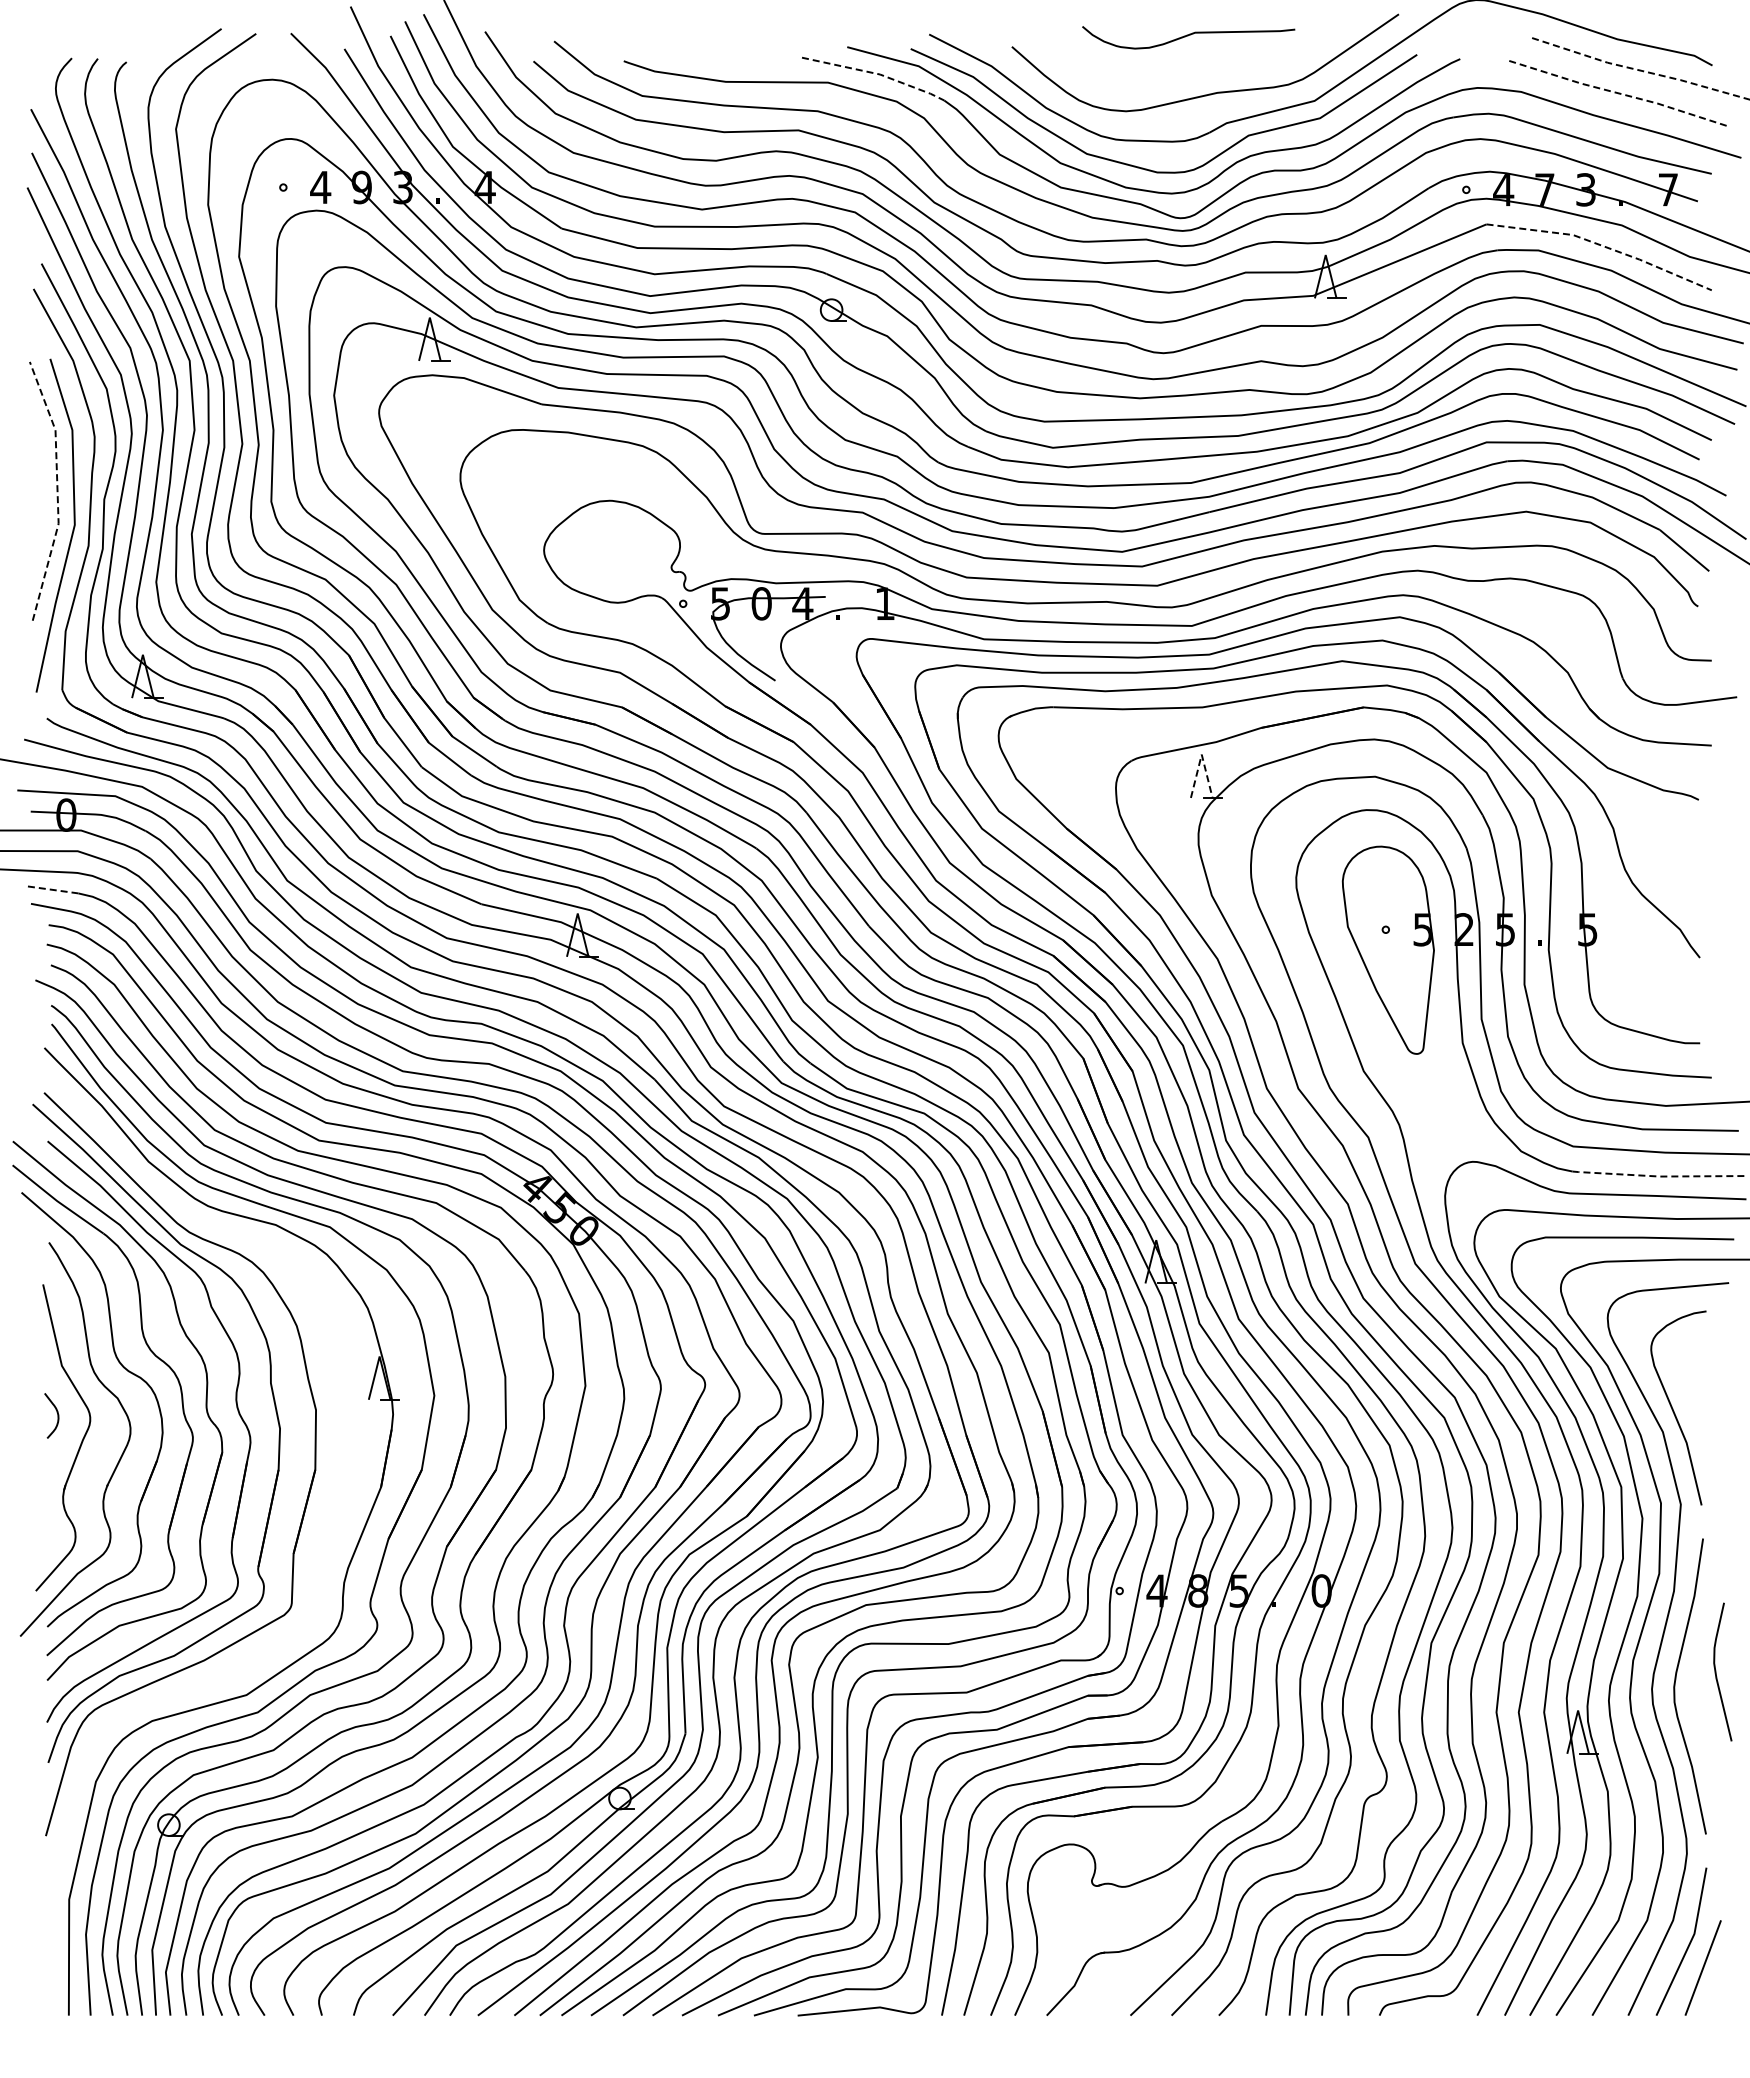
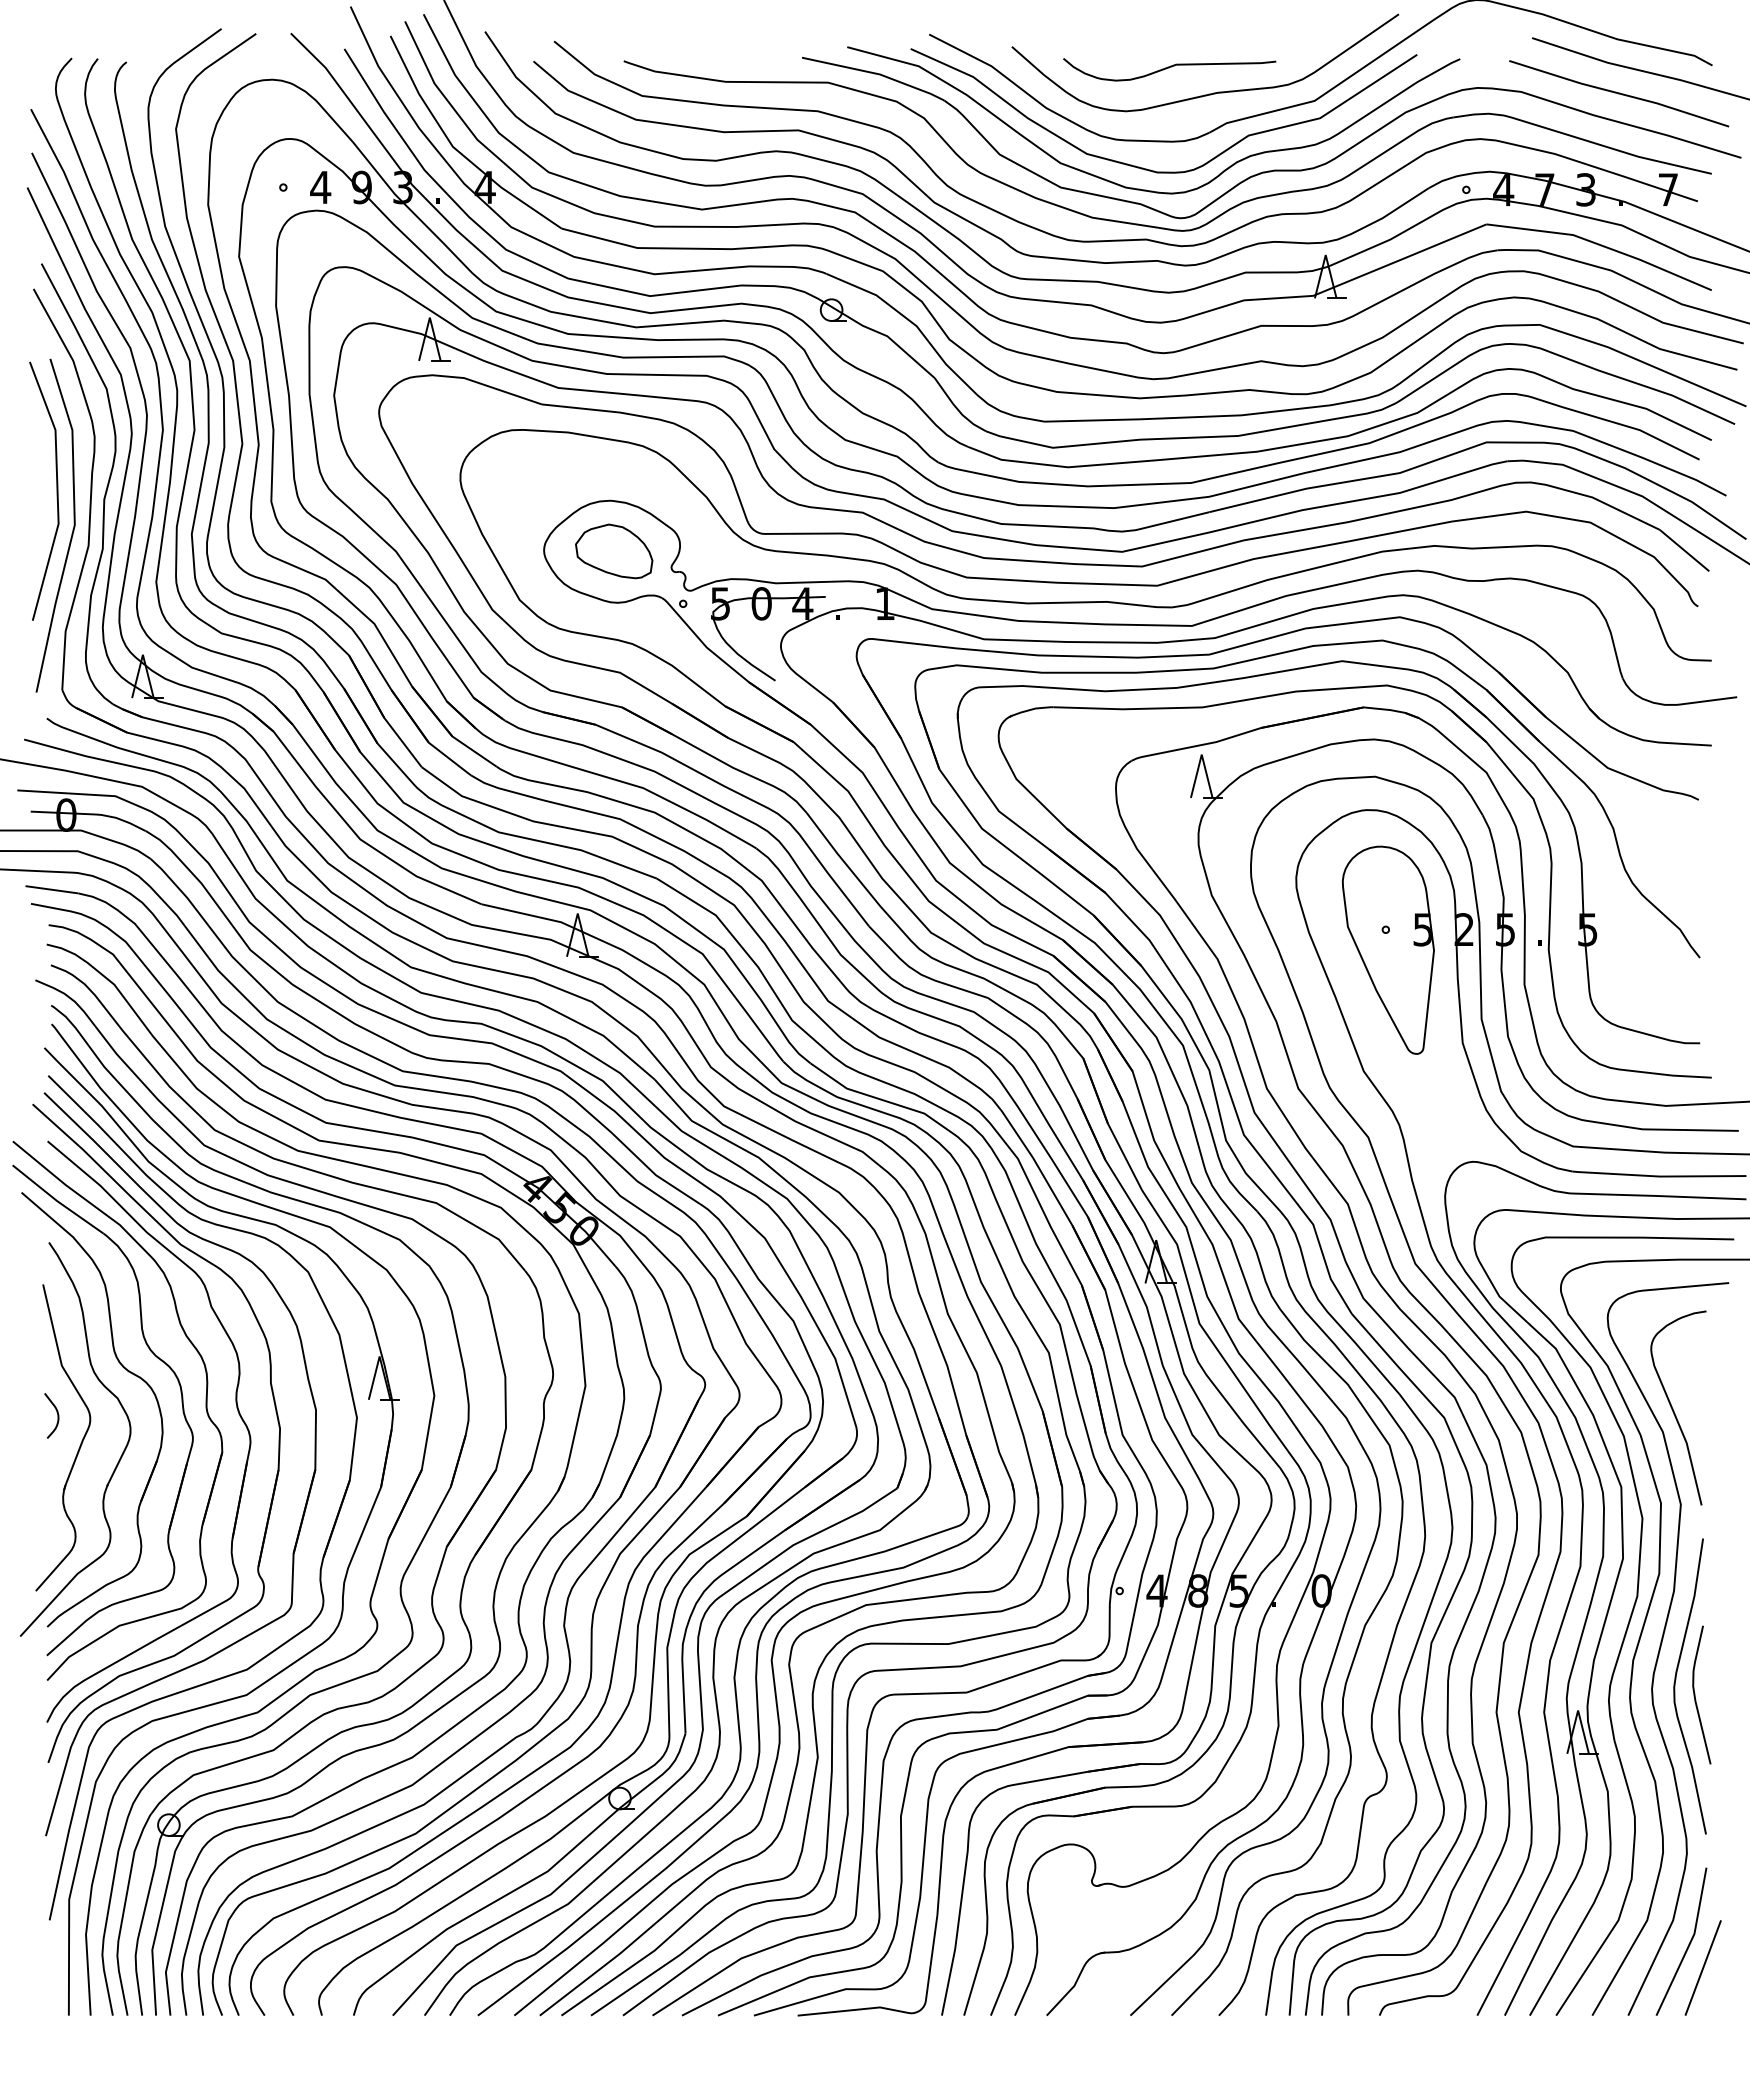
curve position: (1188, 36) -> (1169, 68) (1169, 68)
line: dashed -> solid (1640, 70)
line: dashed -> solid (877, 73)
line: dashed -> solid (1619, 93)
line: dashed -> solid (1602, 245)
line: dashed -> solid (57, 490)
part: none -> present (614, 551)
line: dashed -> solid (1201, 754)
line: dashed -> solid (52, 889)
line: dashed -> solid (1659, 1176)
part: none -> present (328, 1538)
curve position: (1716, 1671) -> (1695, 1694) (1695, 1694)
